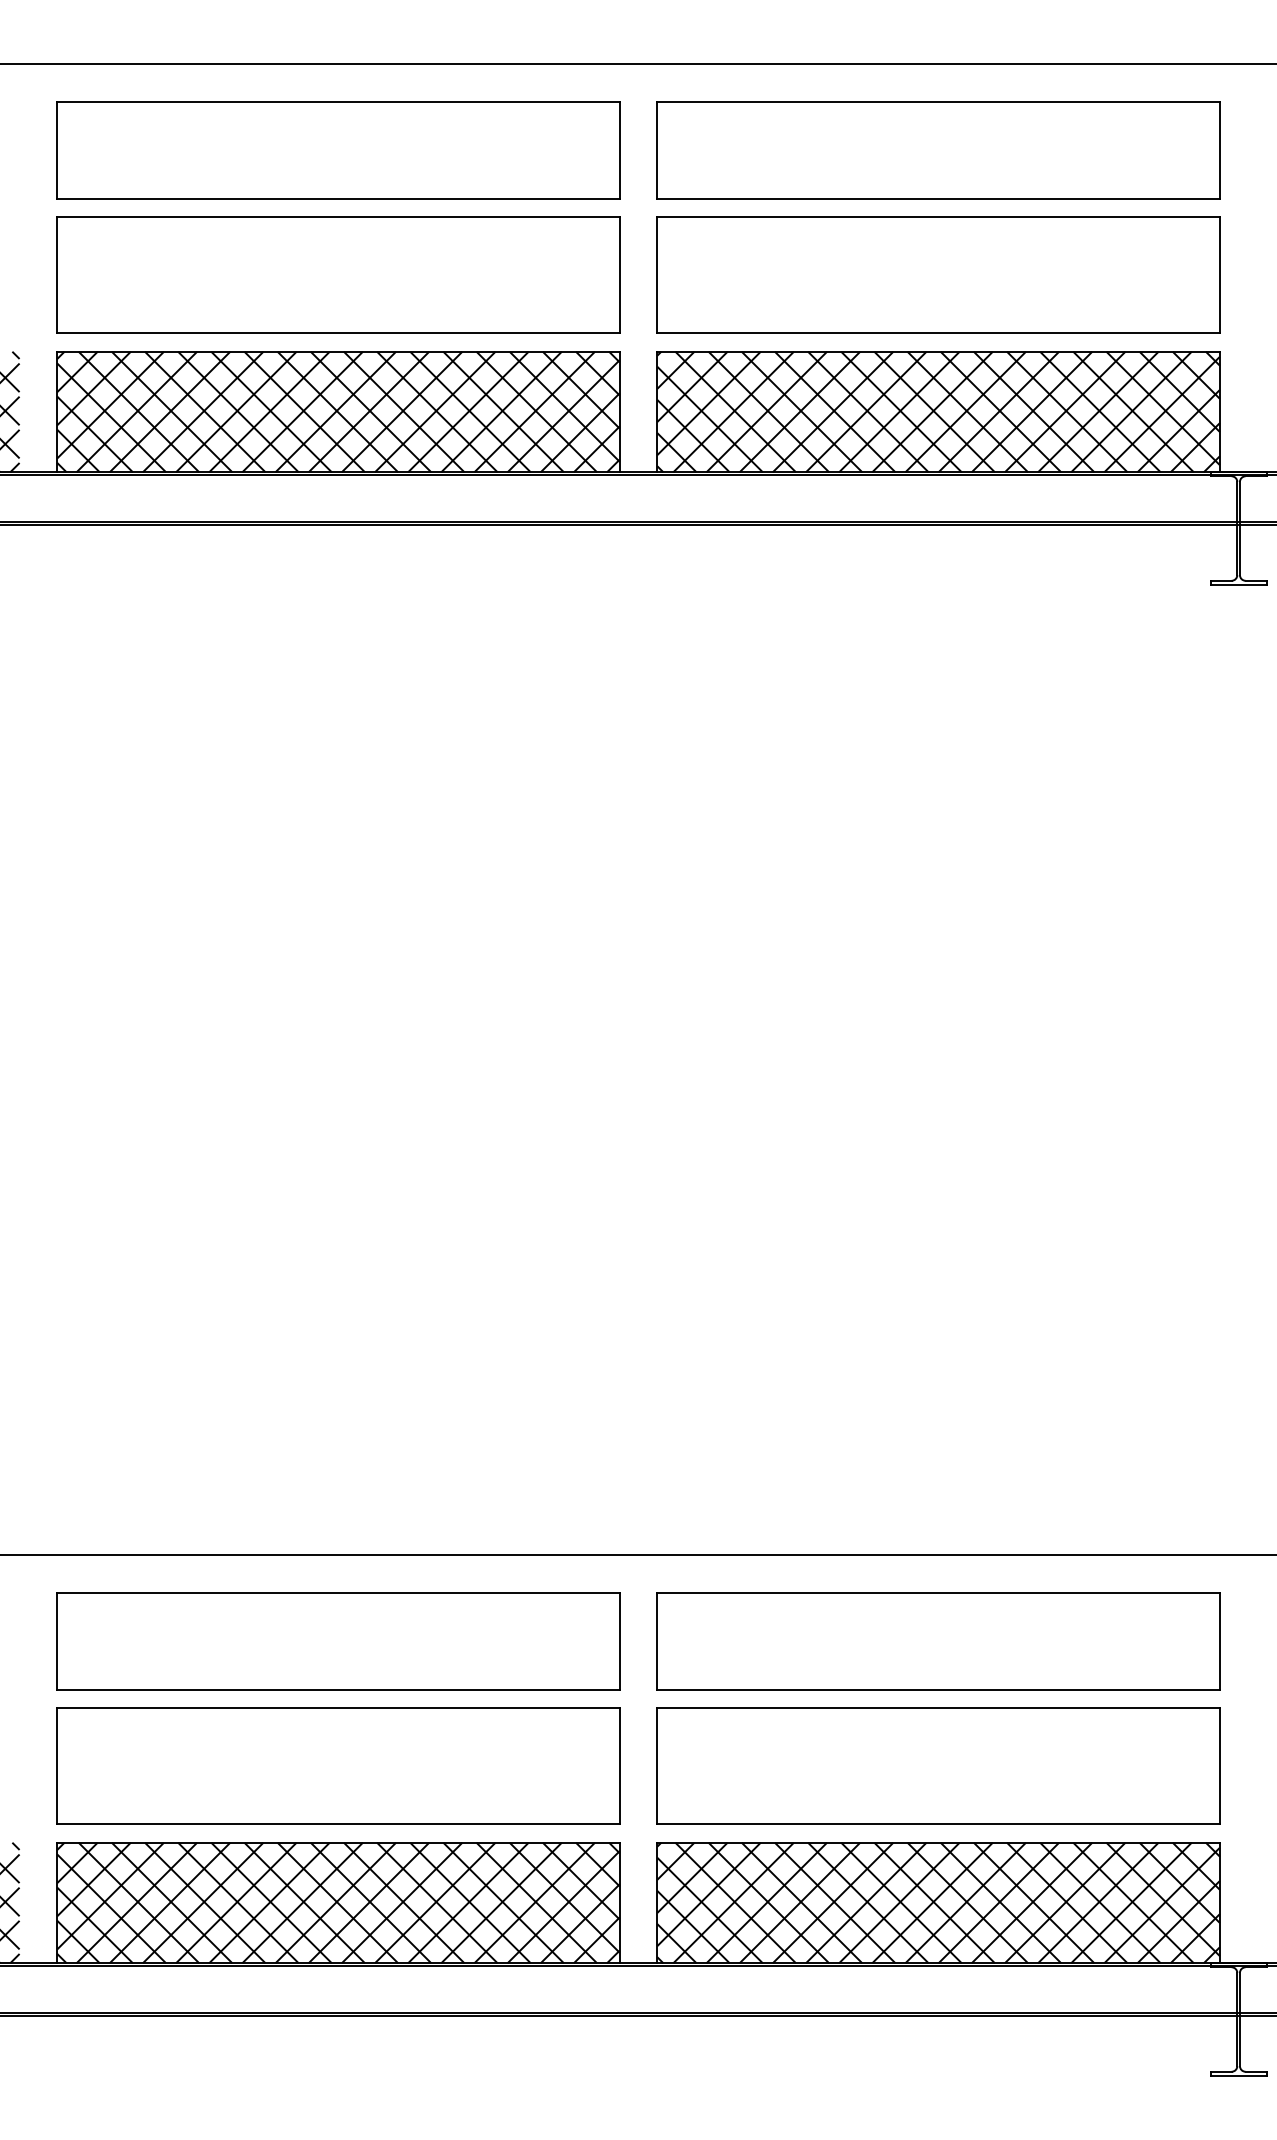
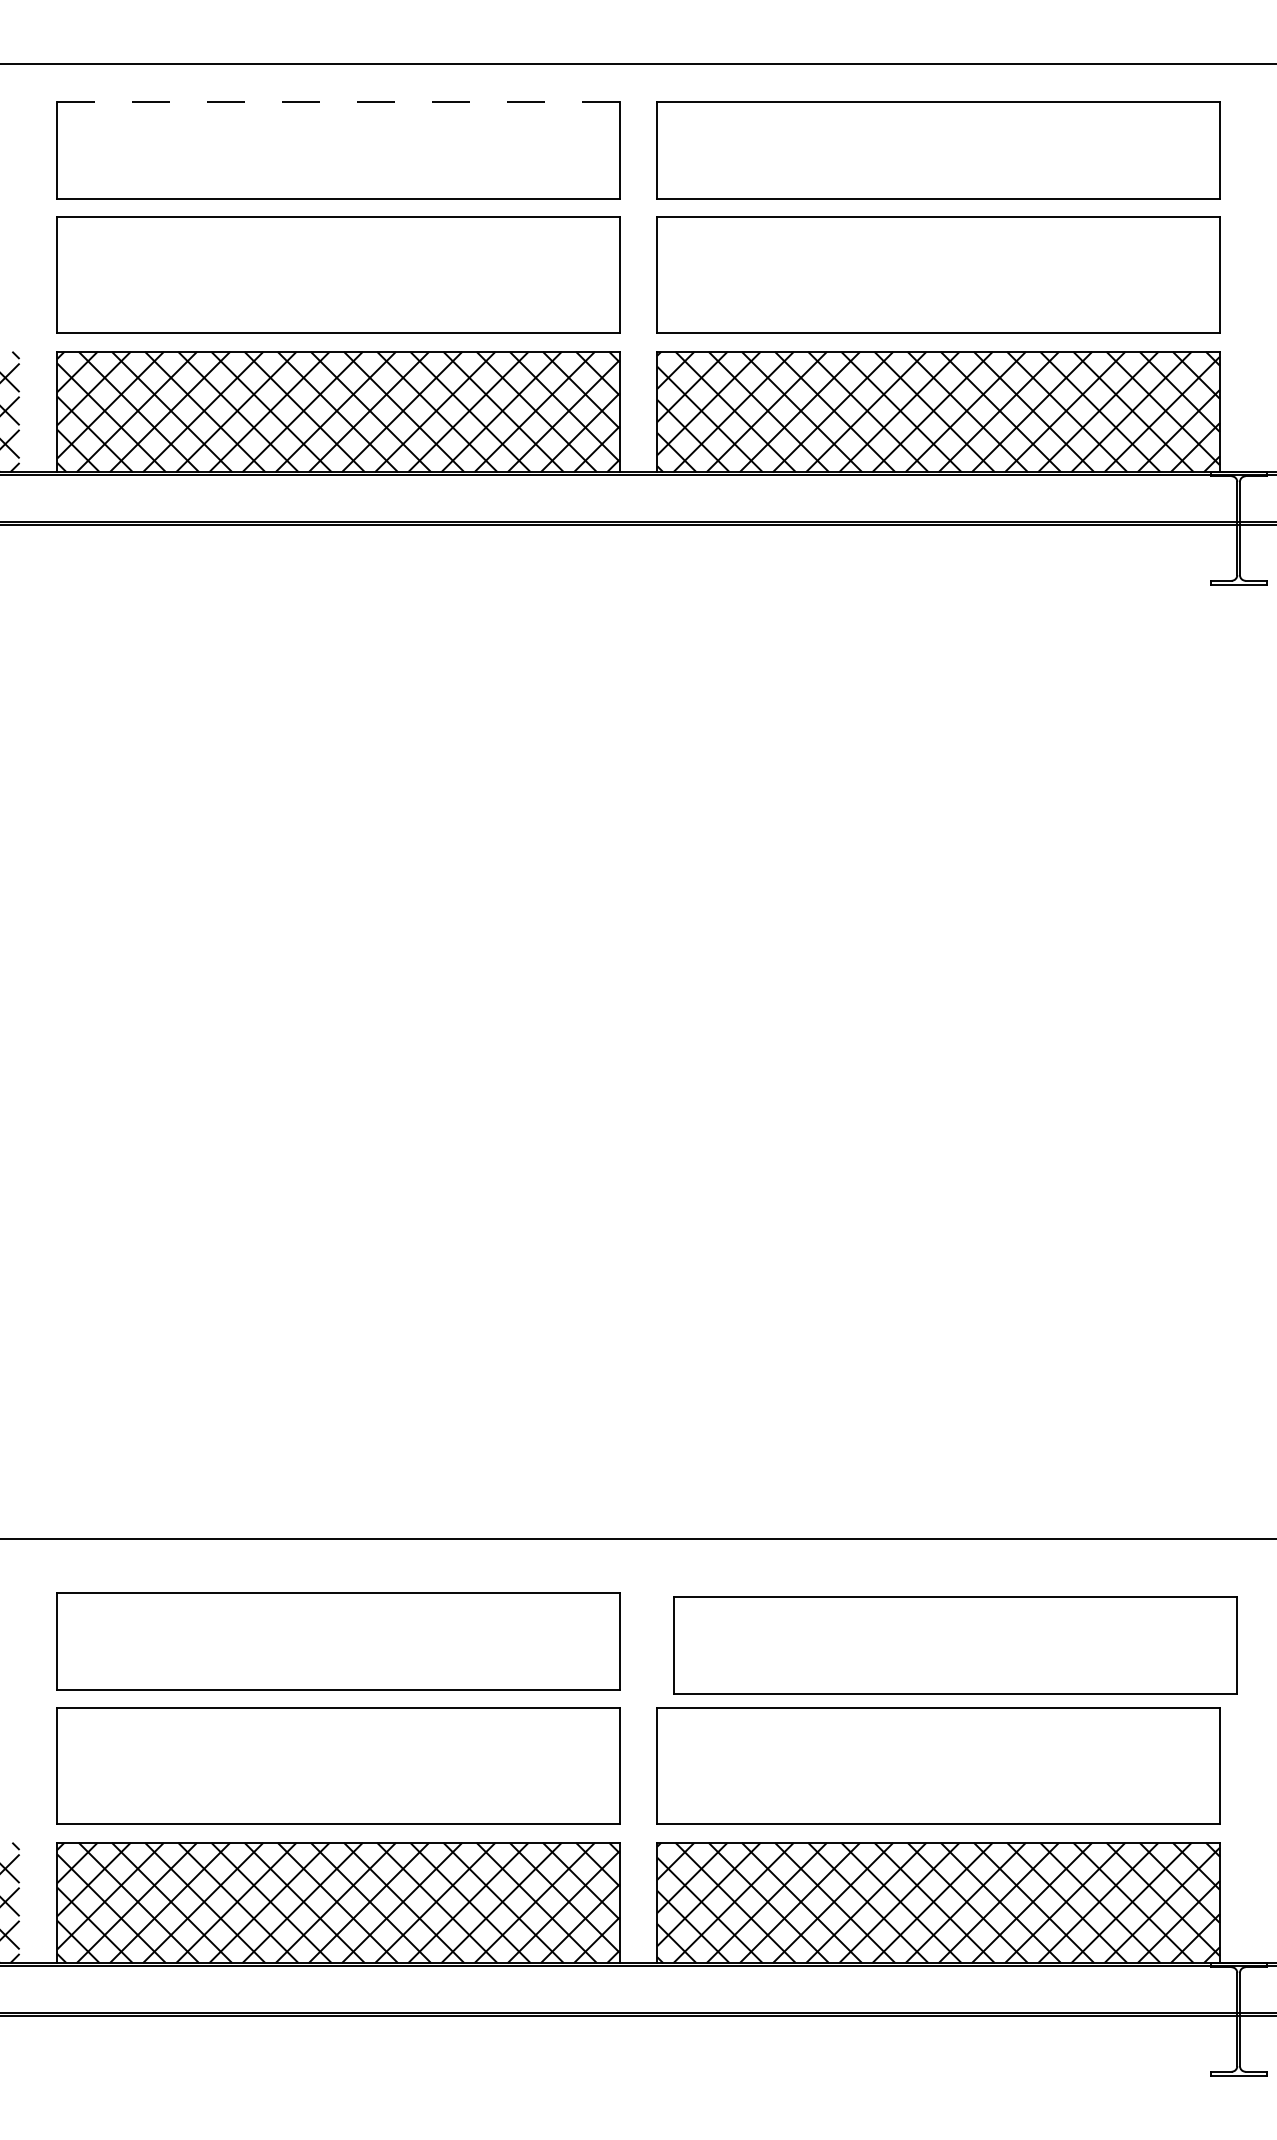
line: solid -> dashed (337, 101)
line position: (637, 1555) -> (637, 1539) (637, 1539)
part position: (938, 1641) -> (955, 1645) (955, 1645)
